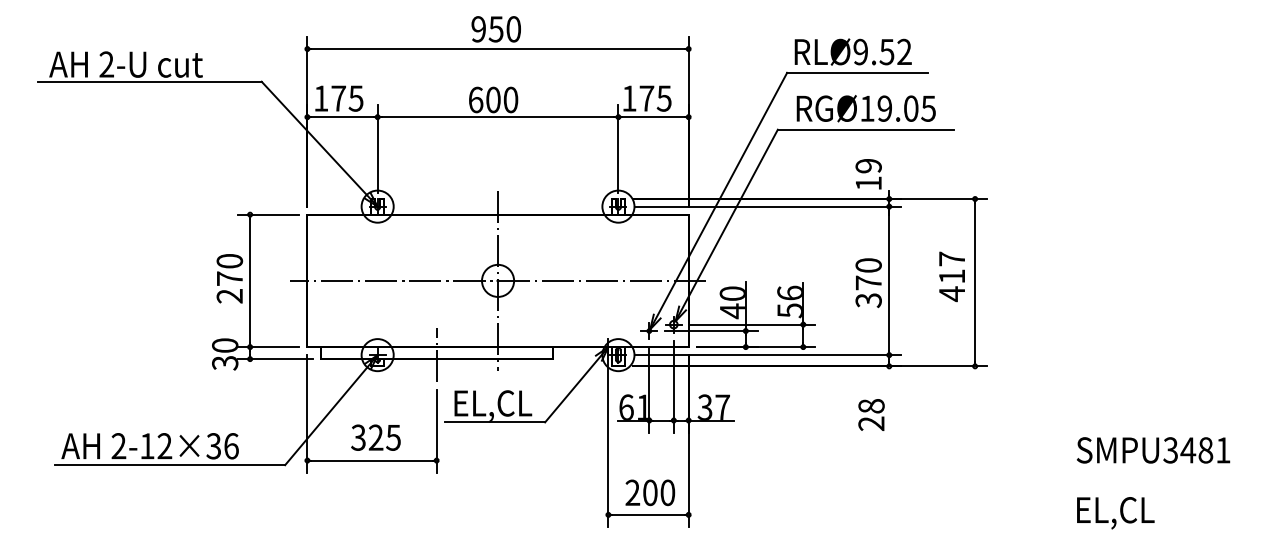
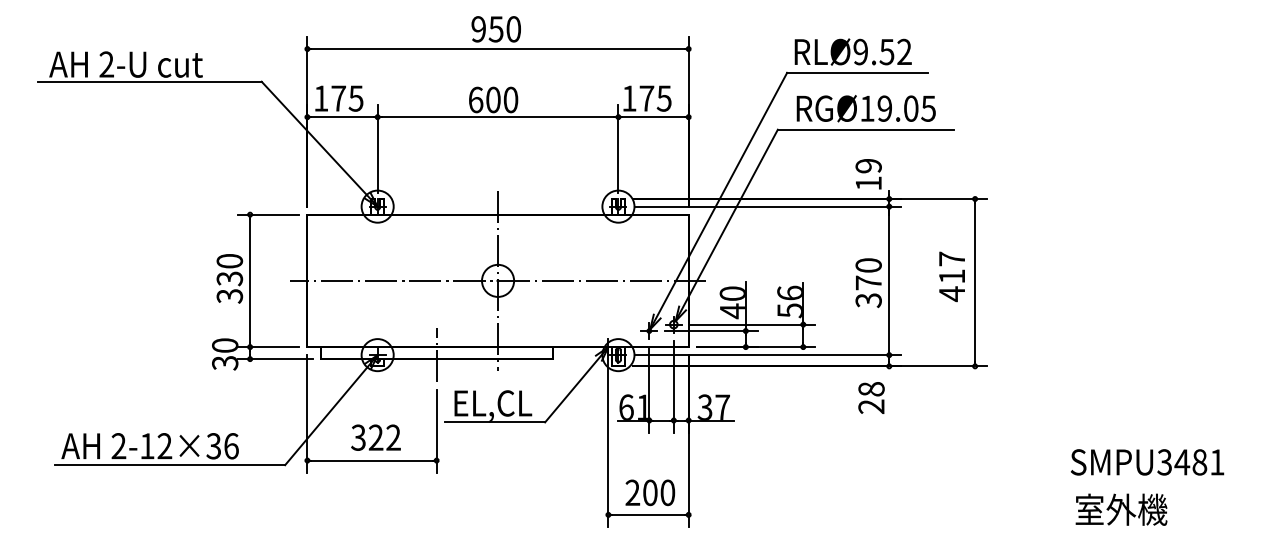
text: 270 -> 330 (229, 287)
text position: (871, 414) -> (871, 397) (871, 397)
text: 325 -> 322 (393, 437)
text position: (1153, 450) -> (1147, 462) (1147, 462)
text: EL,CL -> 室外機 (1121, 511)
